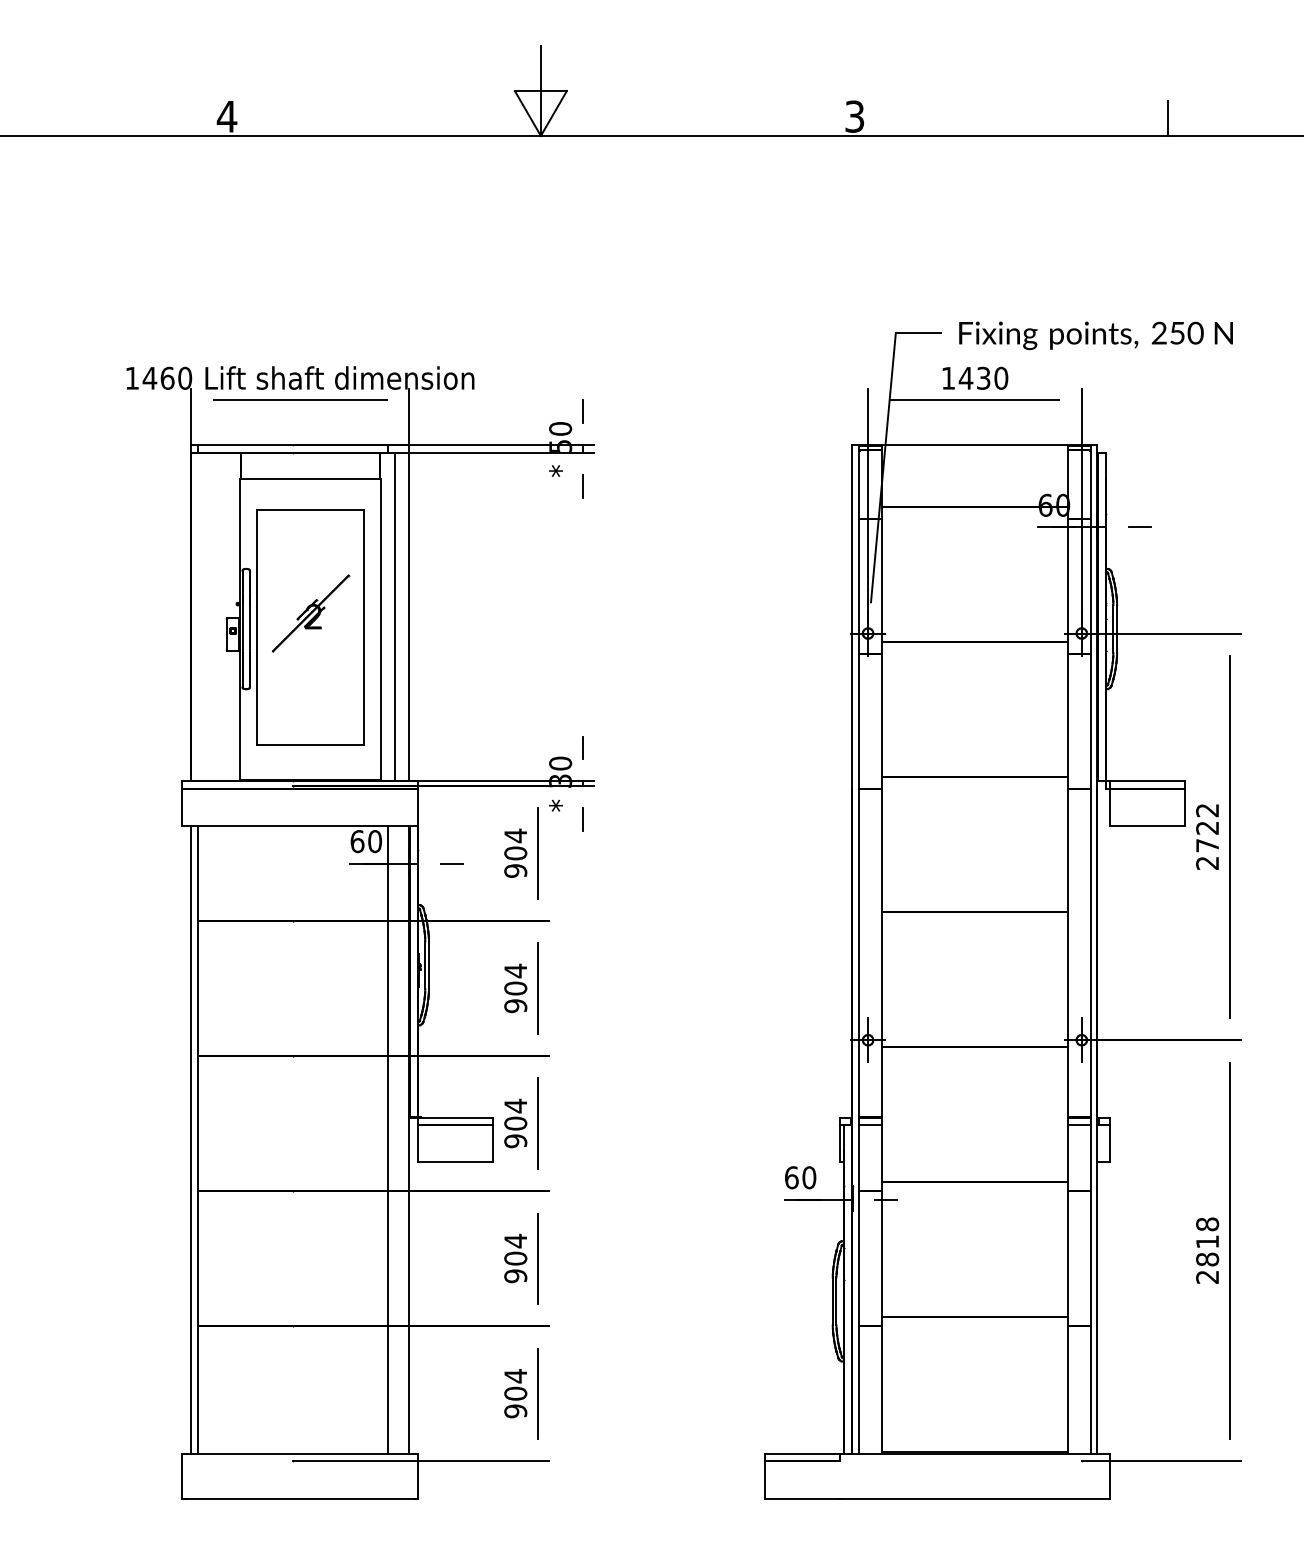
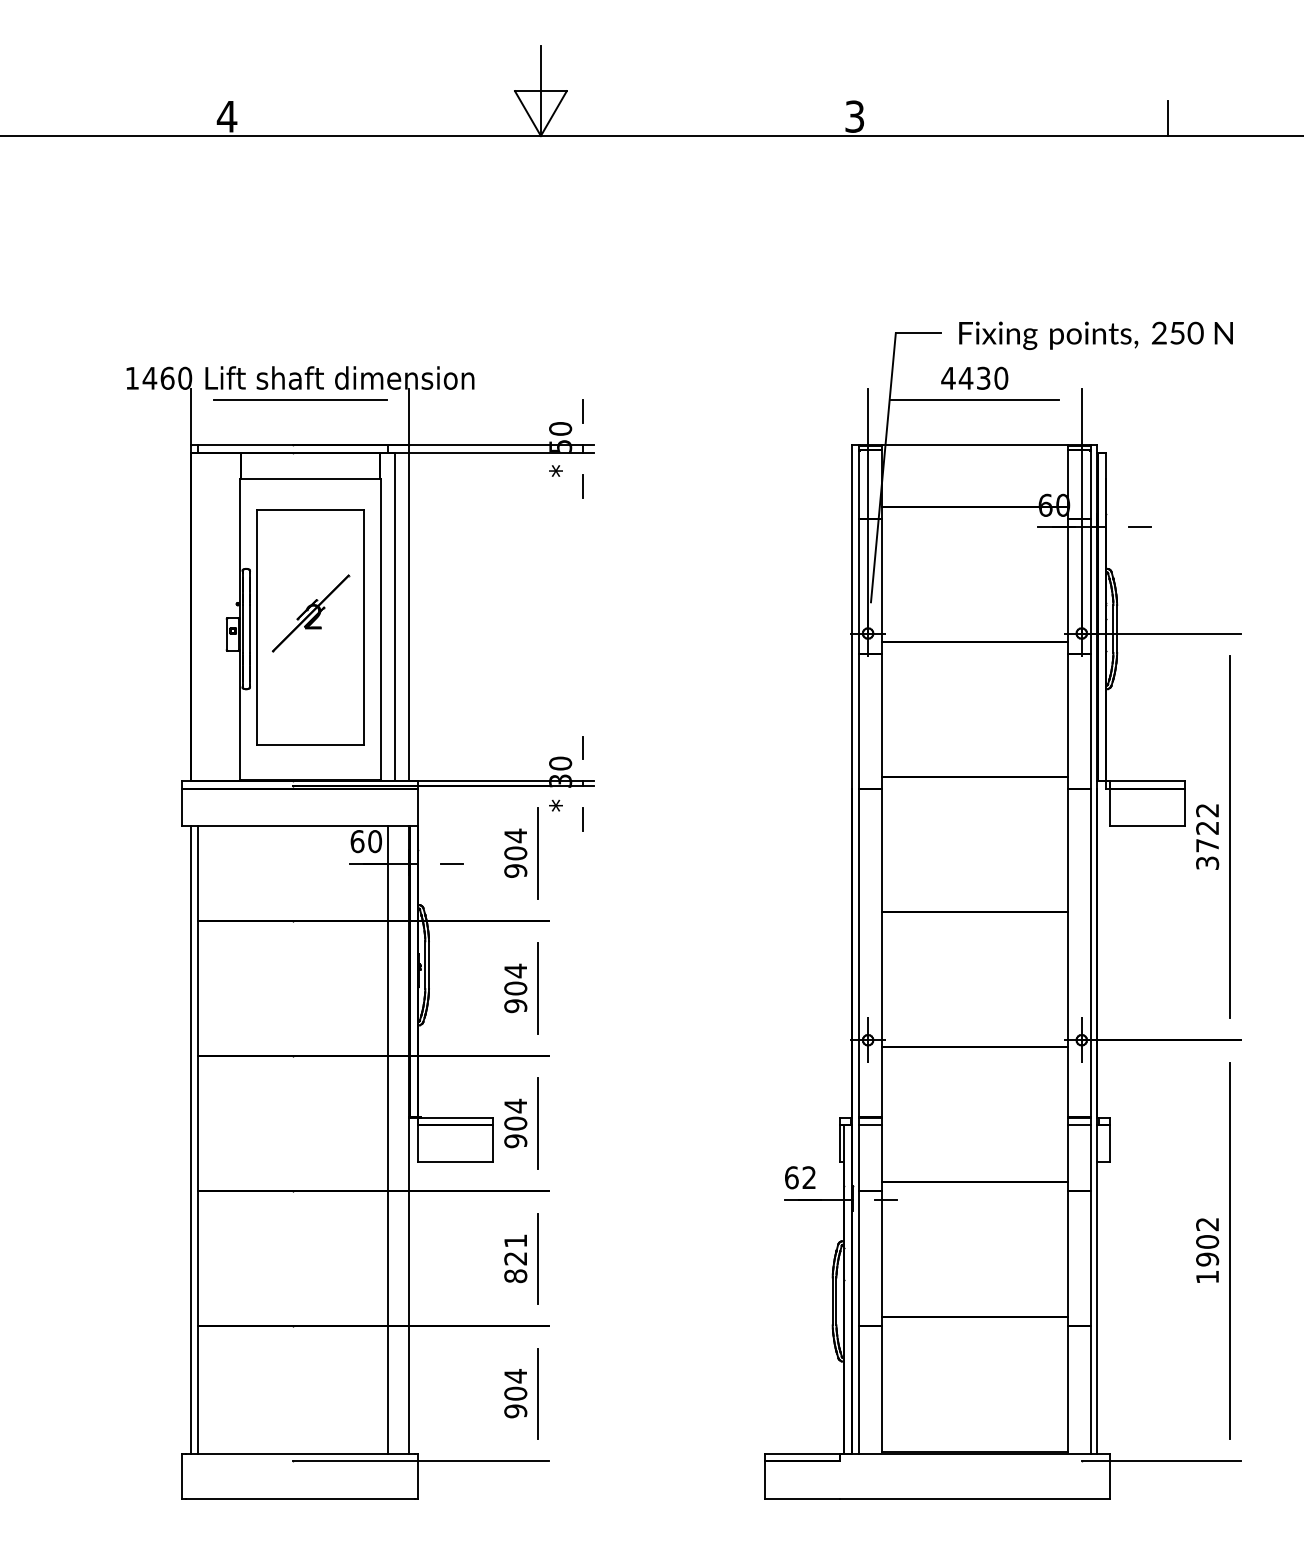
text: 1430 -> 4430 (948, 378)
text: 2722 -> 3722 (1207, 862)
text: 60 -> 62 (809, 1177)
text: 2818 -> 1902 (1207, 1250)
text: 904 -> 821 (515, 1258)
